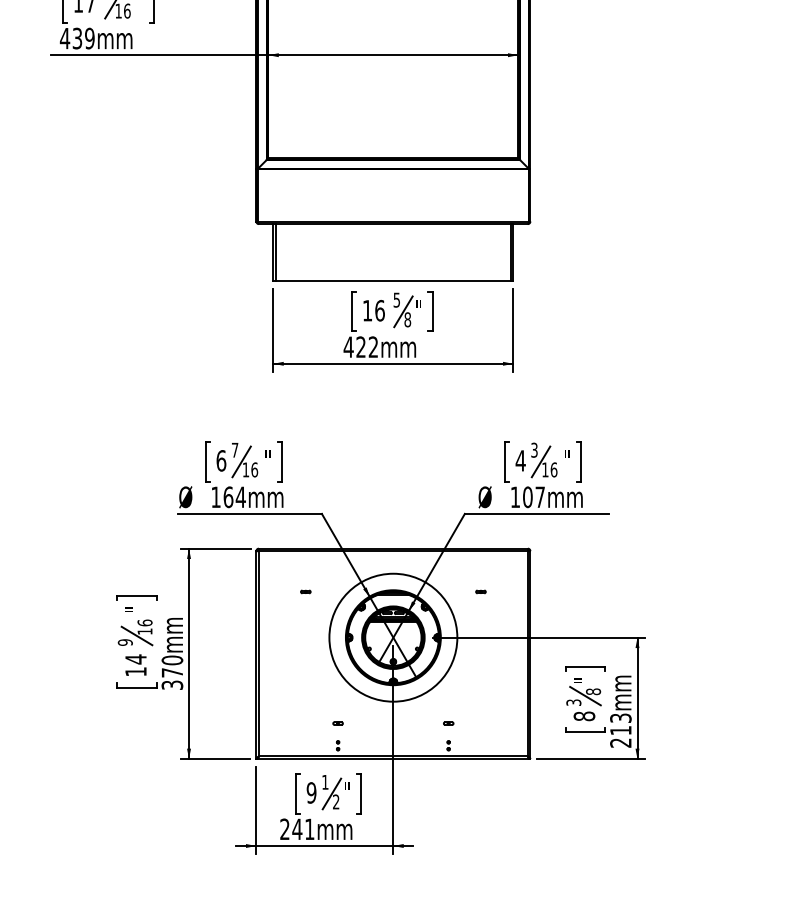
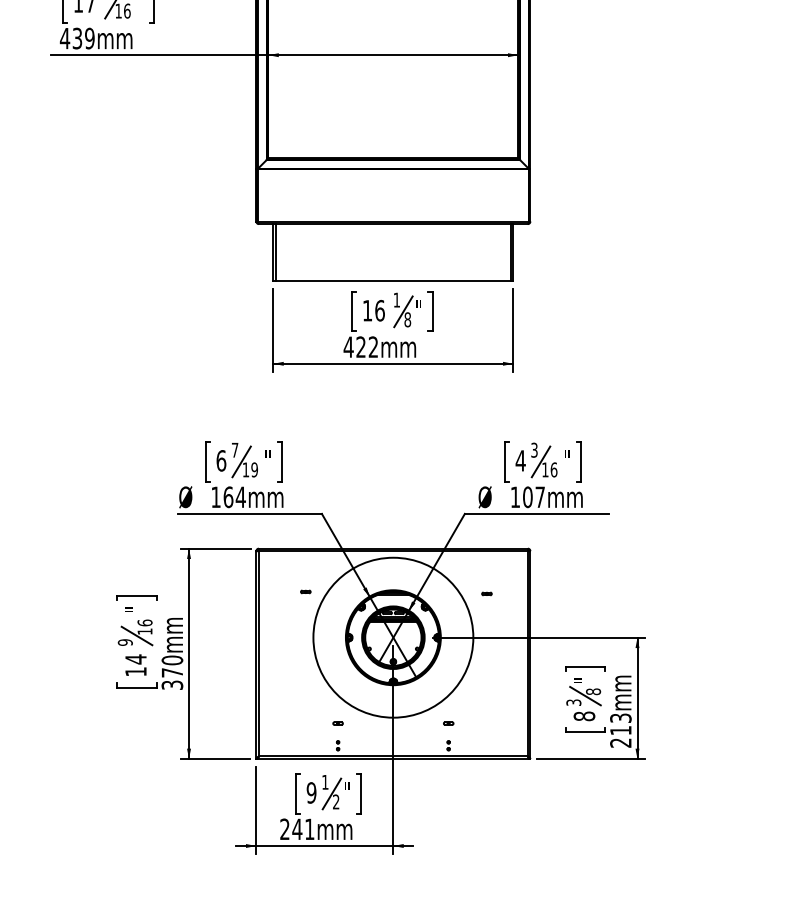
text: 5 -> 1 (396, 299)
text: 16 -> 19 (254, 469)
part position: (480, 591) -> (486, 593) (486, 593)
circle diameter: 128 px -> 160 px (393, 637)
